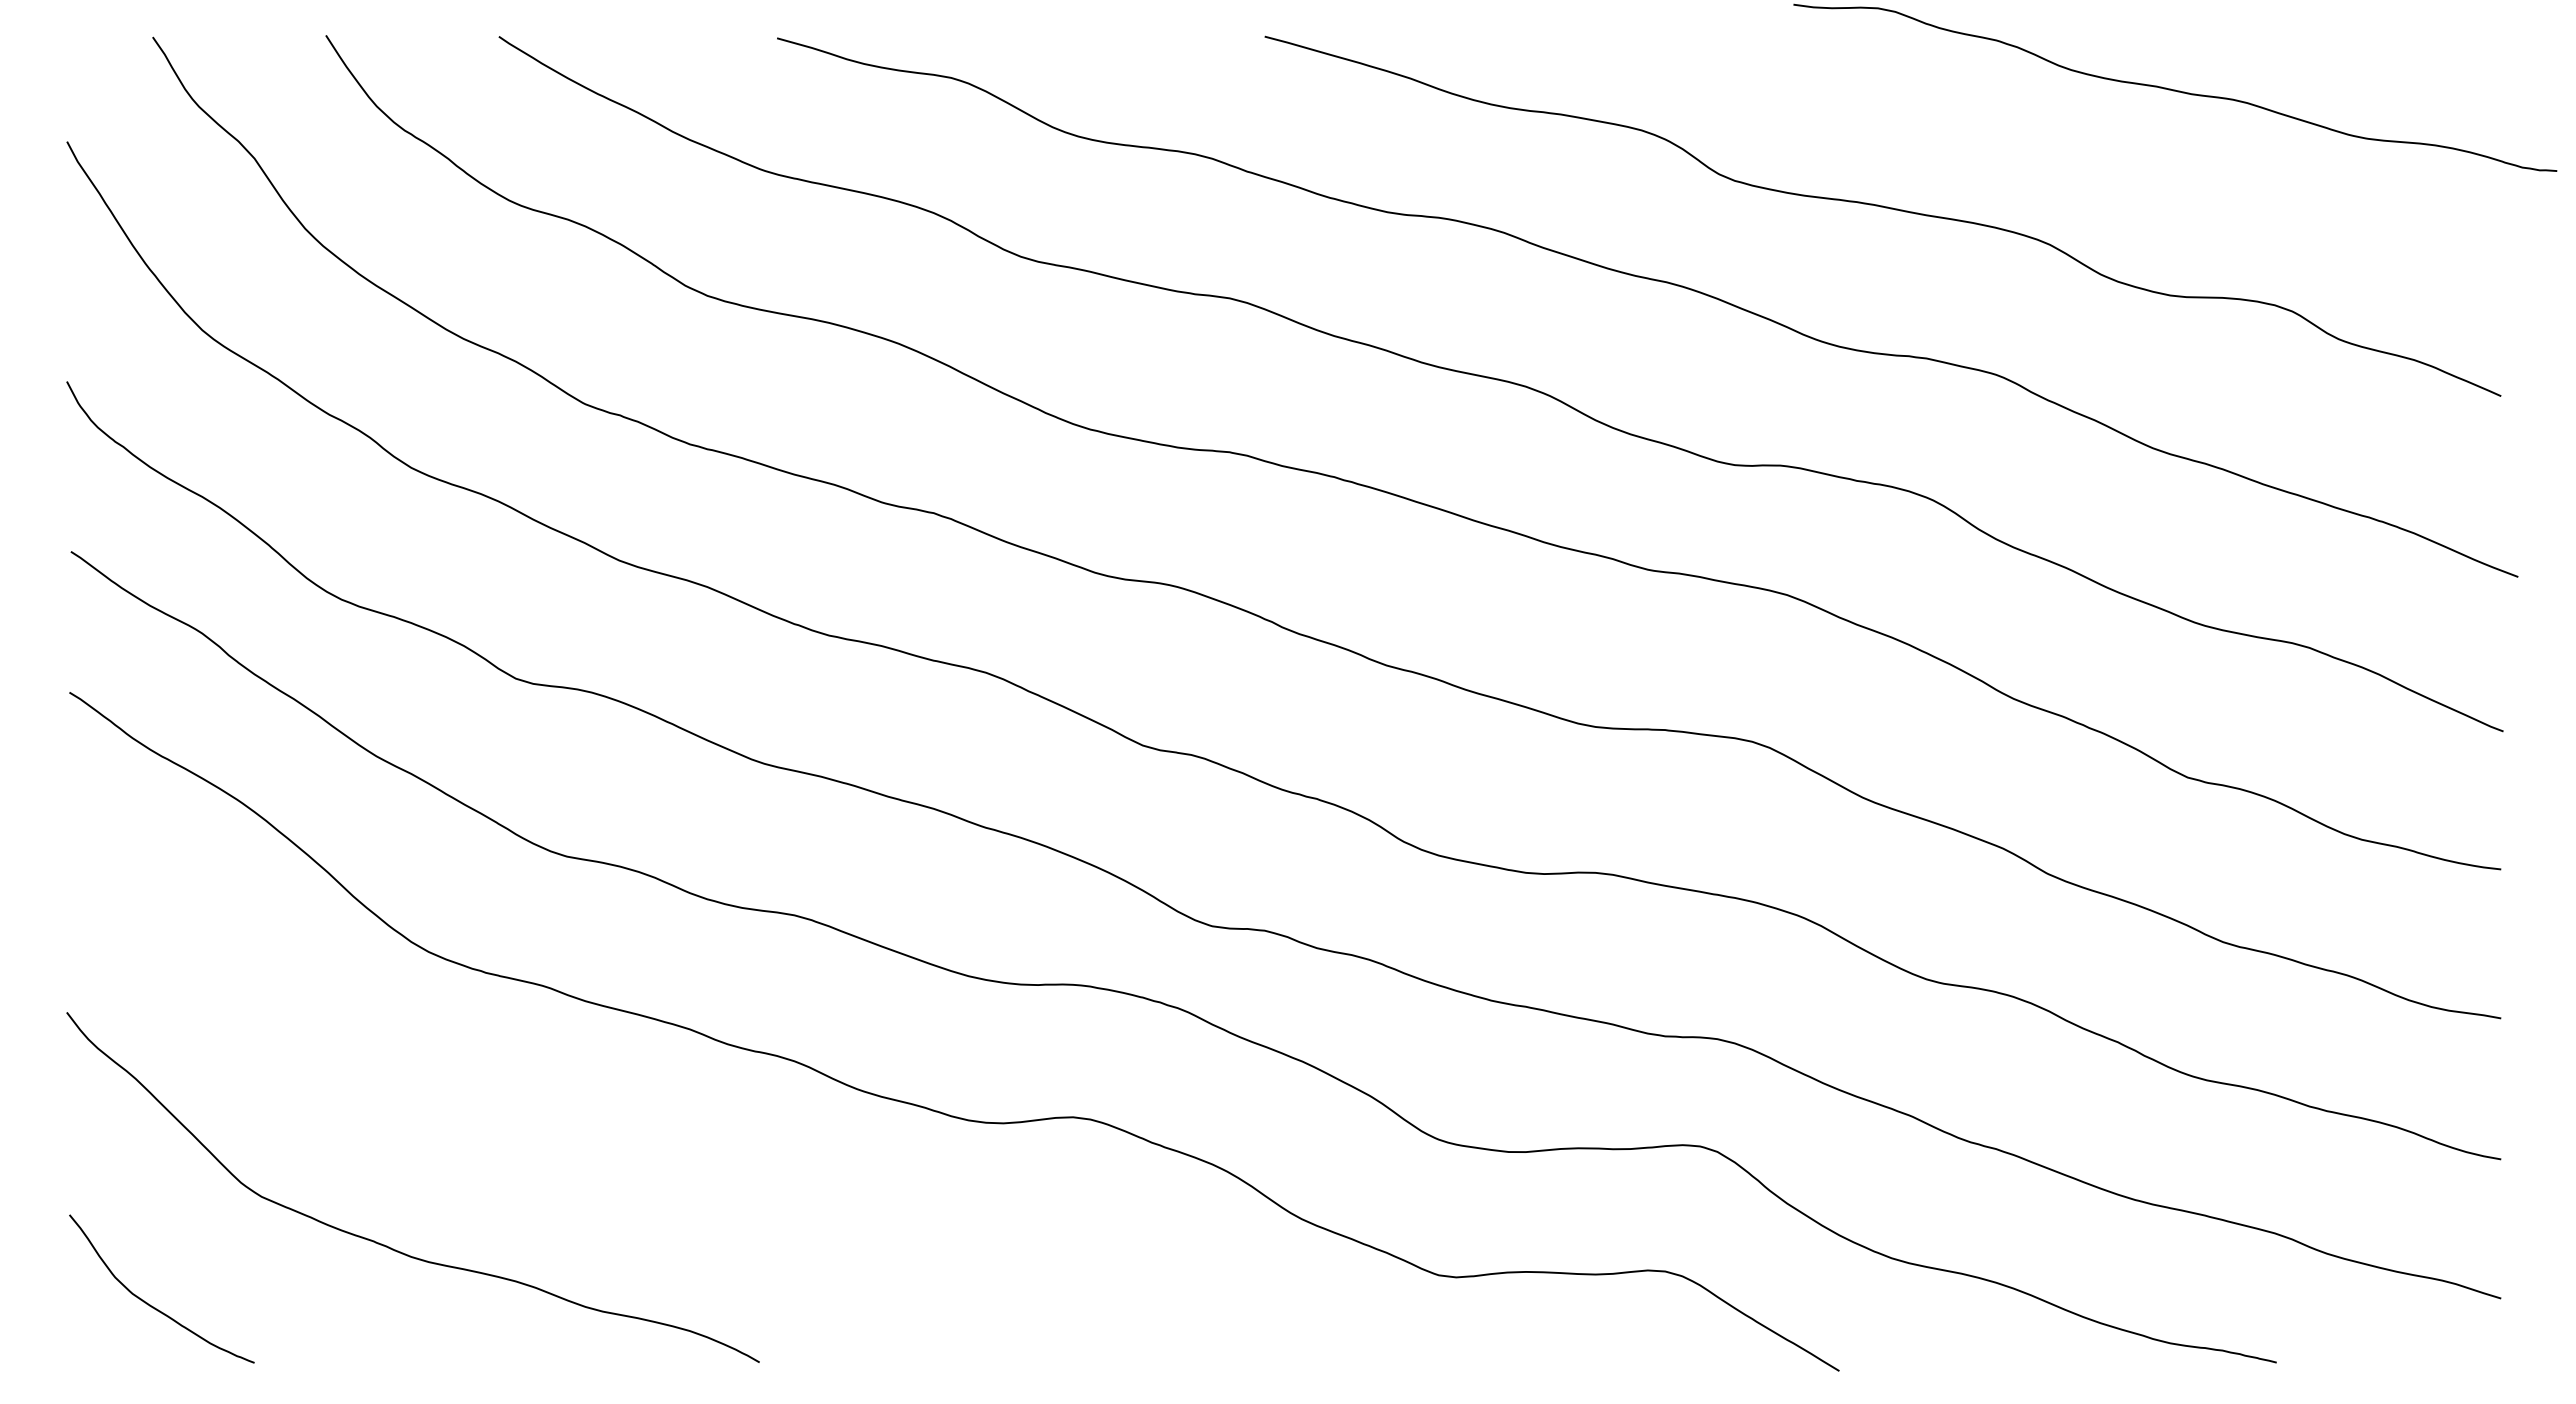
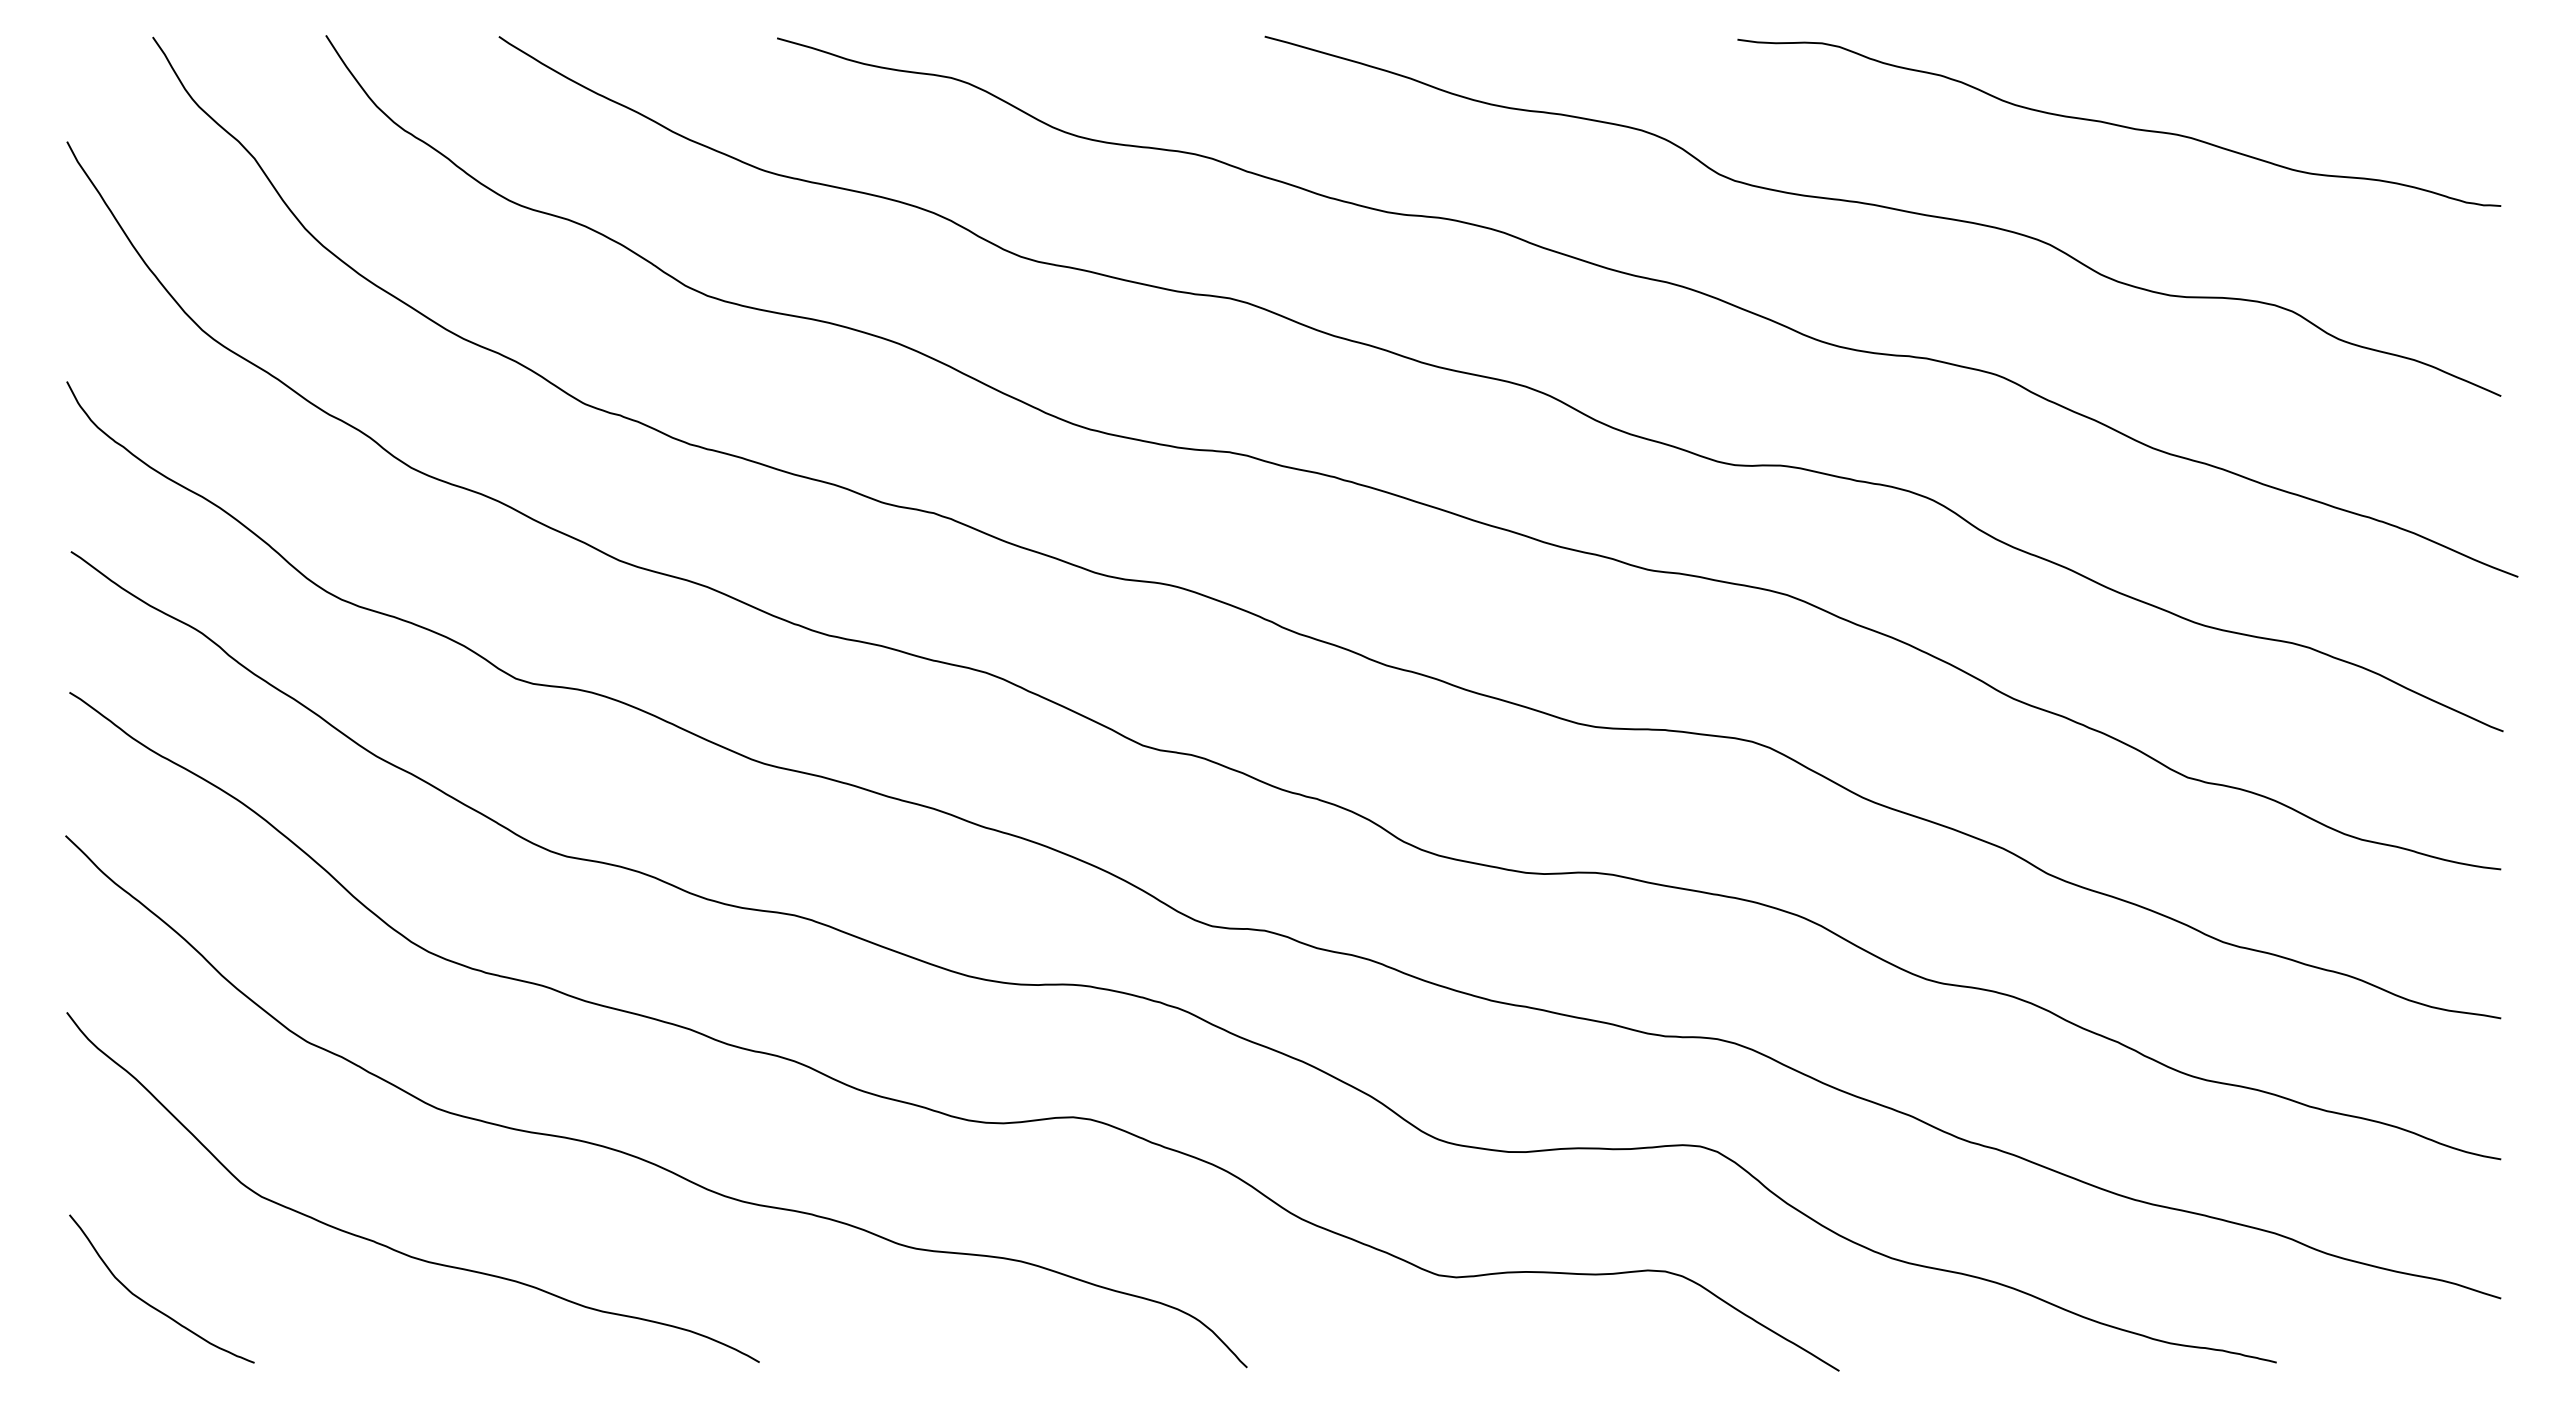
curve position: (2175, 89) -> (2119, 124) (2119, 124)
curve: none -> present (635, 1155)
